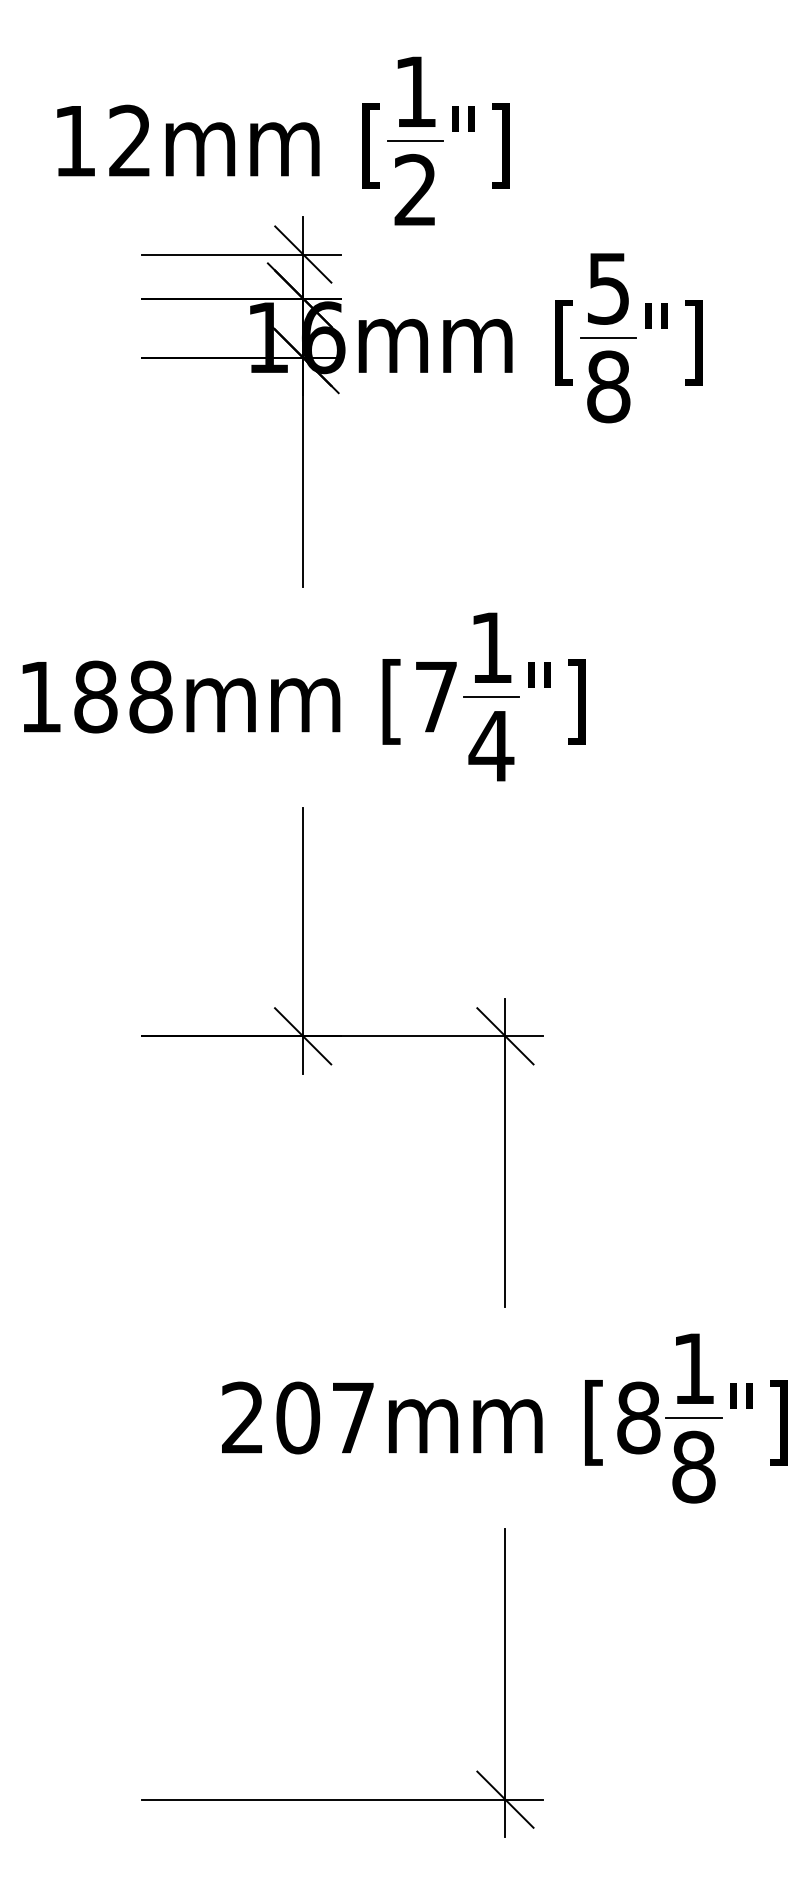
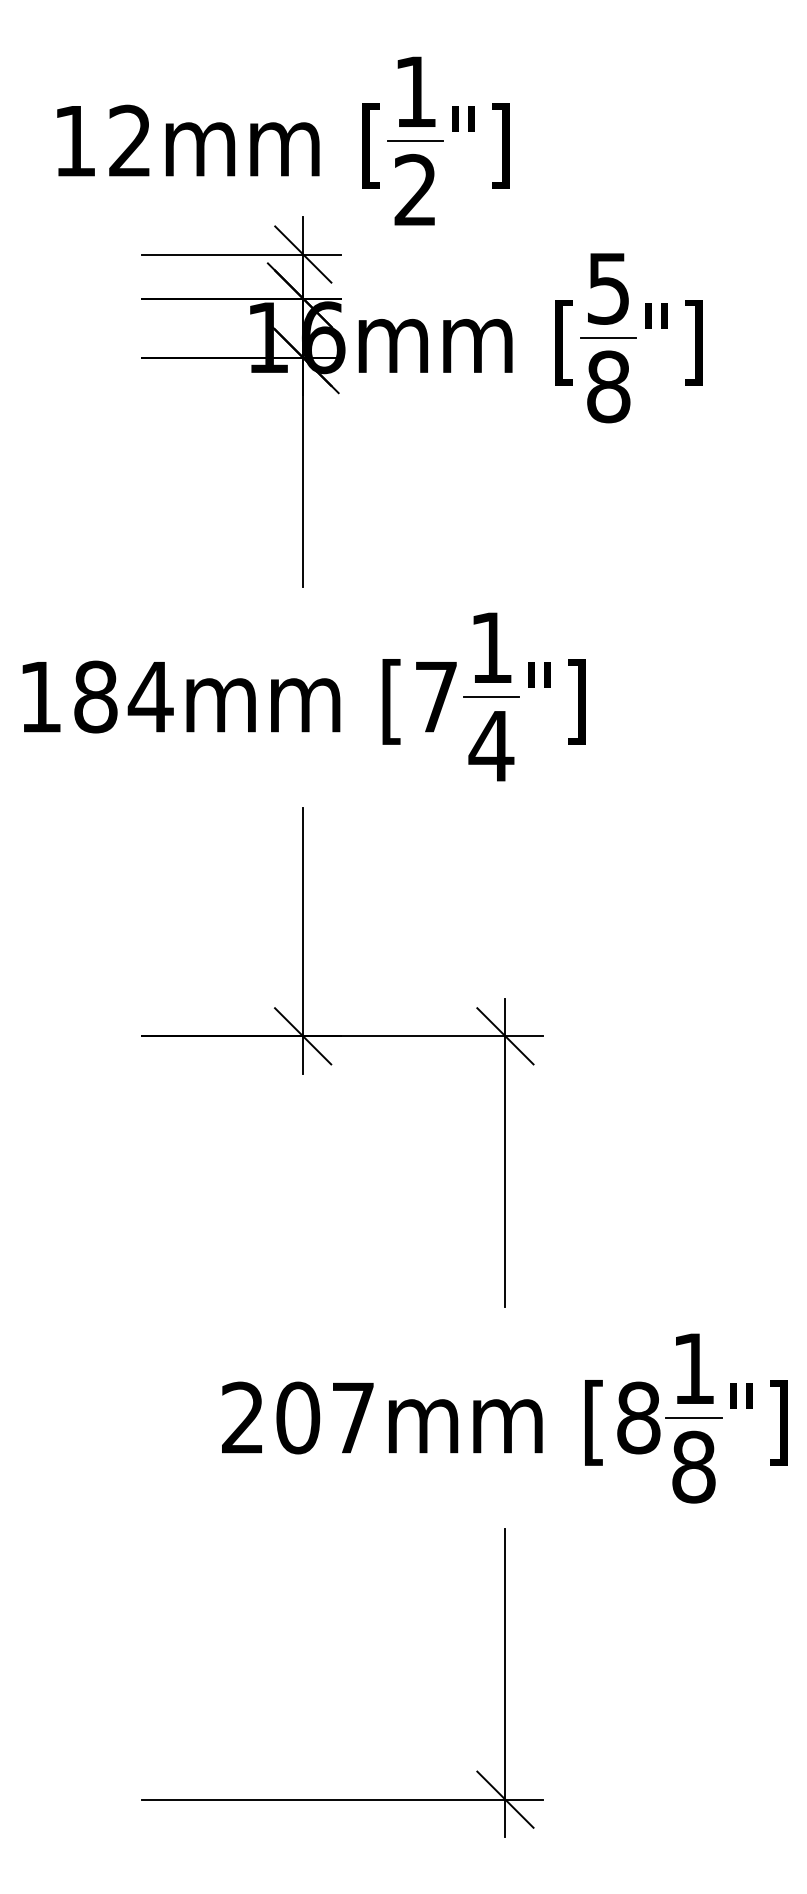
text: 188mm -> 184mm (150, 696)
